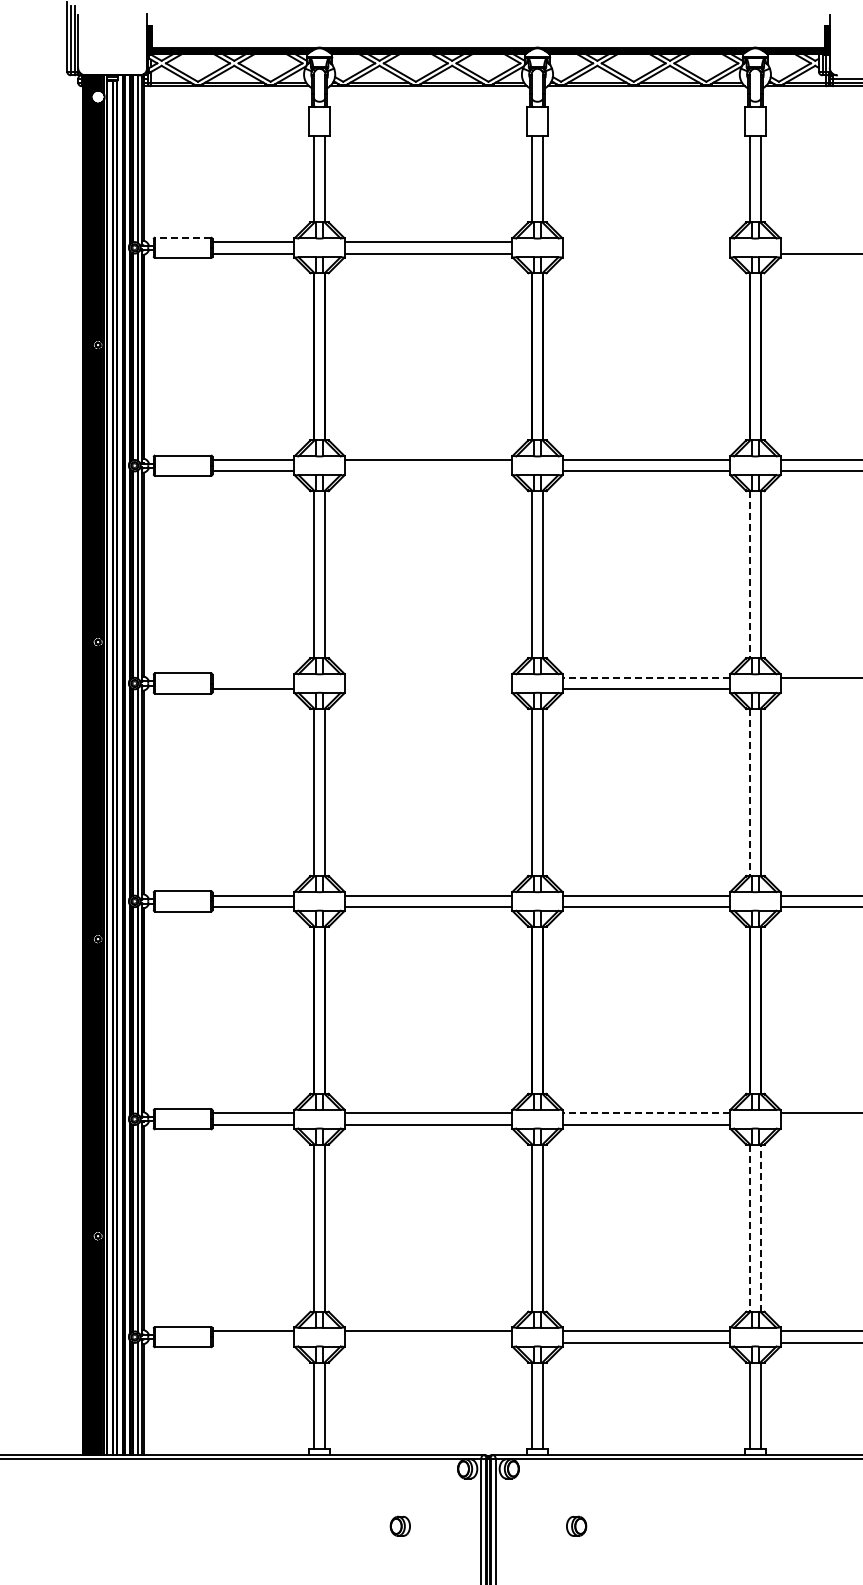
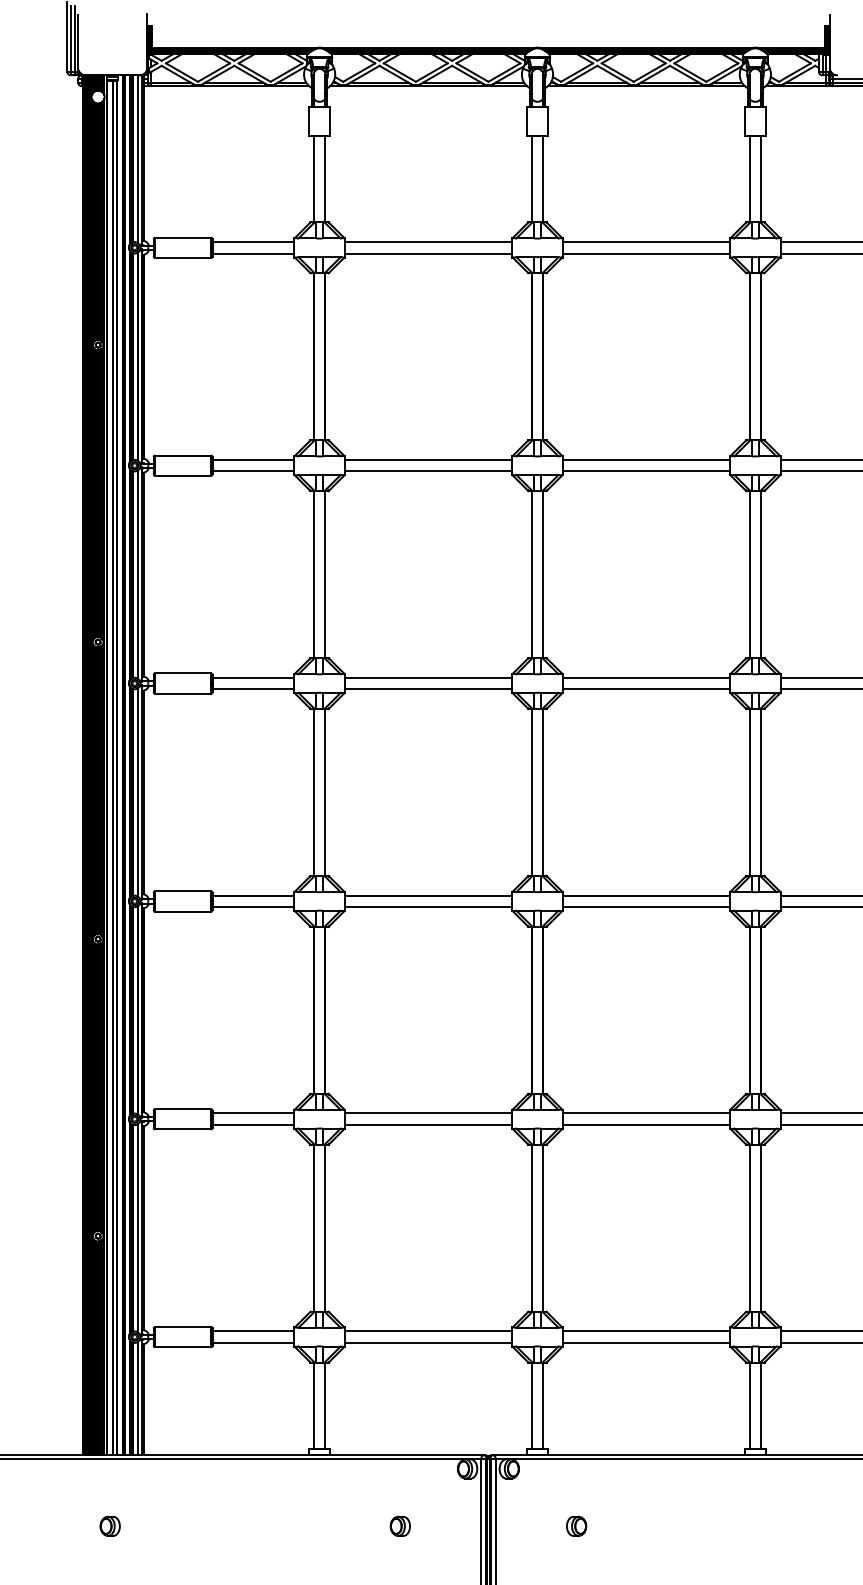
line: dashed -> solid (183, 237)
line: none -> present (645, 242)
line: none -> present (819, 242)
line: none -> present (645, 253)
line: none -> present (428, 471)
line: dashed -> solid (749, 574)
line: none -> present (253, 677)
line: none -> present (428, 677)
line: dashed -> solid (646, 677)
line: none -> present (428, 689)
line: none -> present (819, 689)
line: dashed -> solid (749, 792)
line: dashed -> solid (646, 1113)
line: none -> present (819, 1125)
line: dashed -> solid (749, 1228)
line: dashed -> solid (761, 1228)
line: none -> present (253, 1342)
line: none -> present (428, 1342)
part: none -> present (109, 1525)
